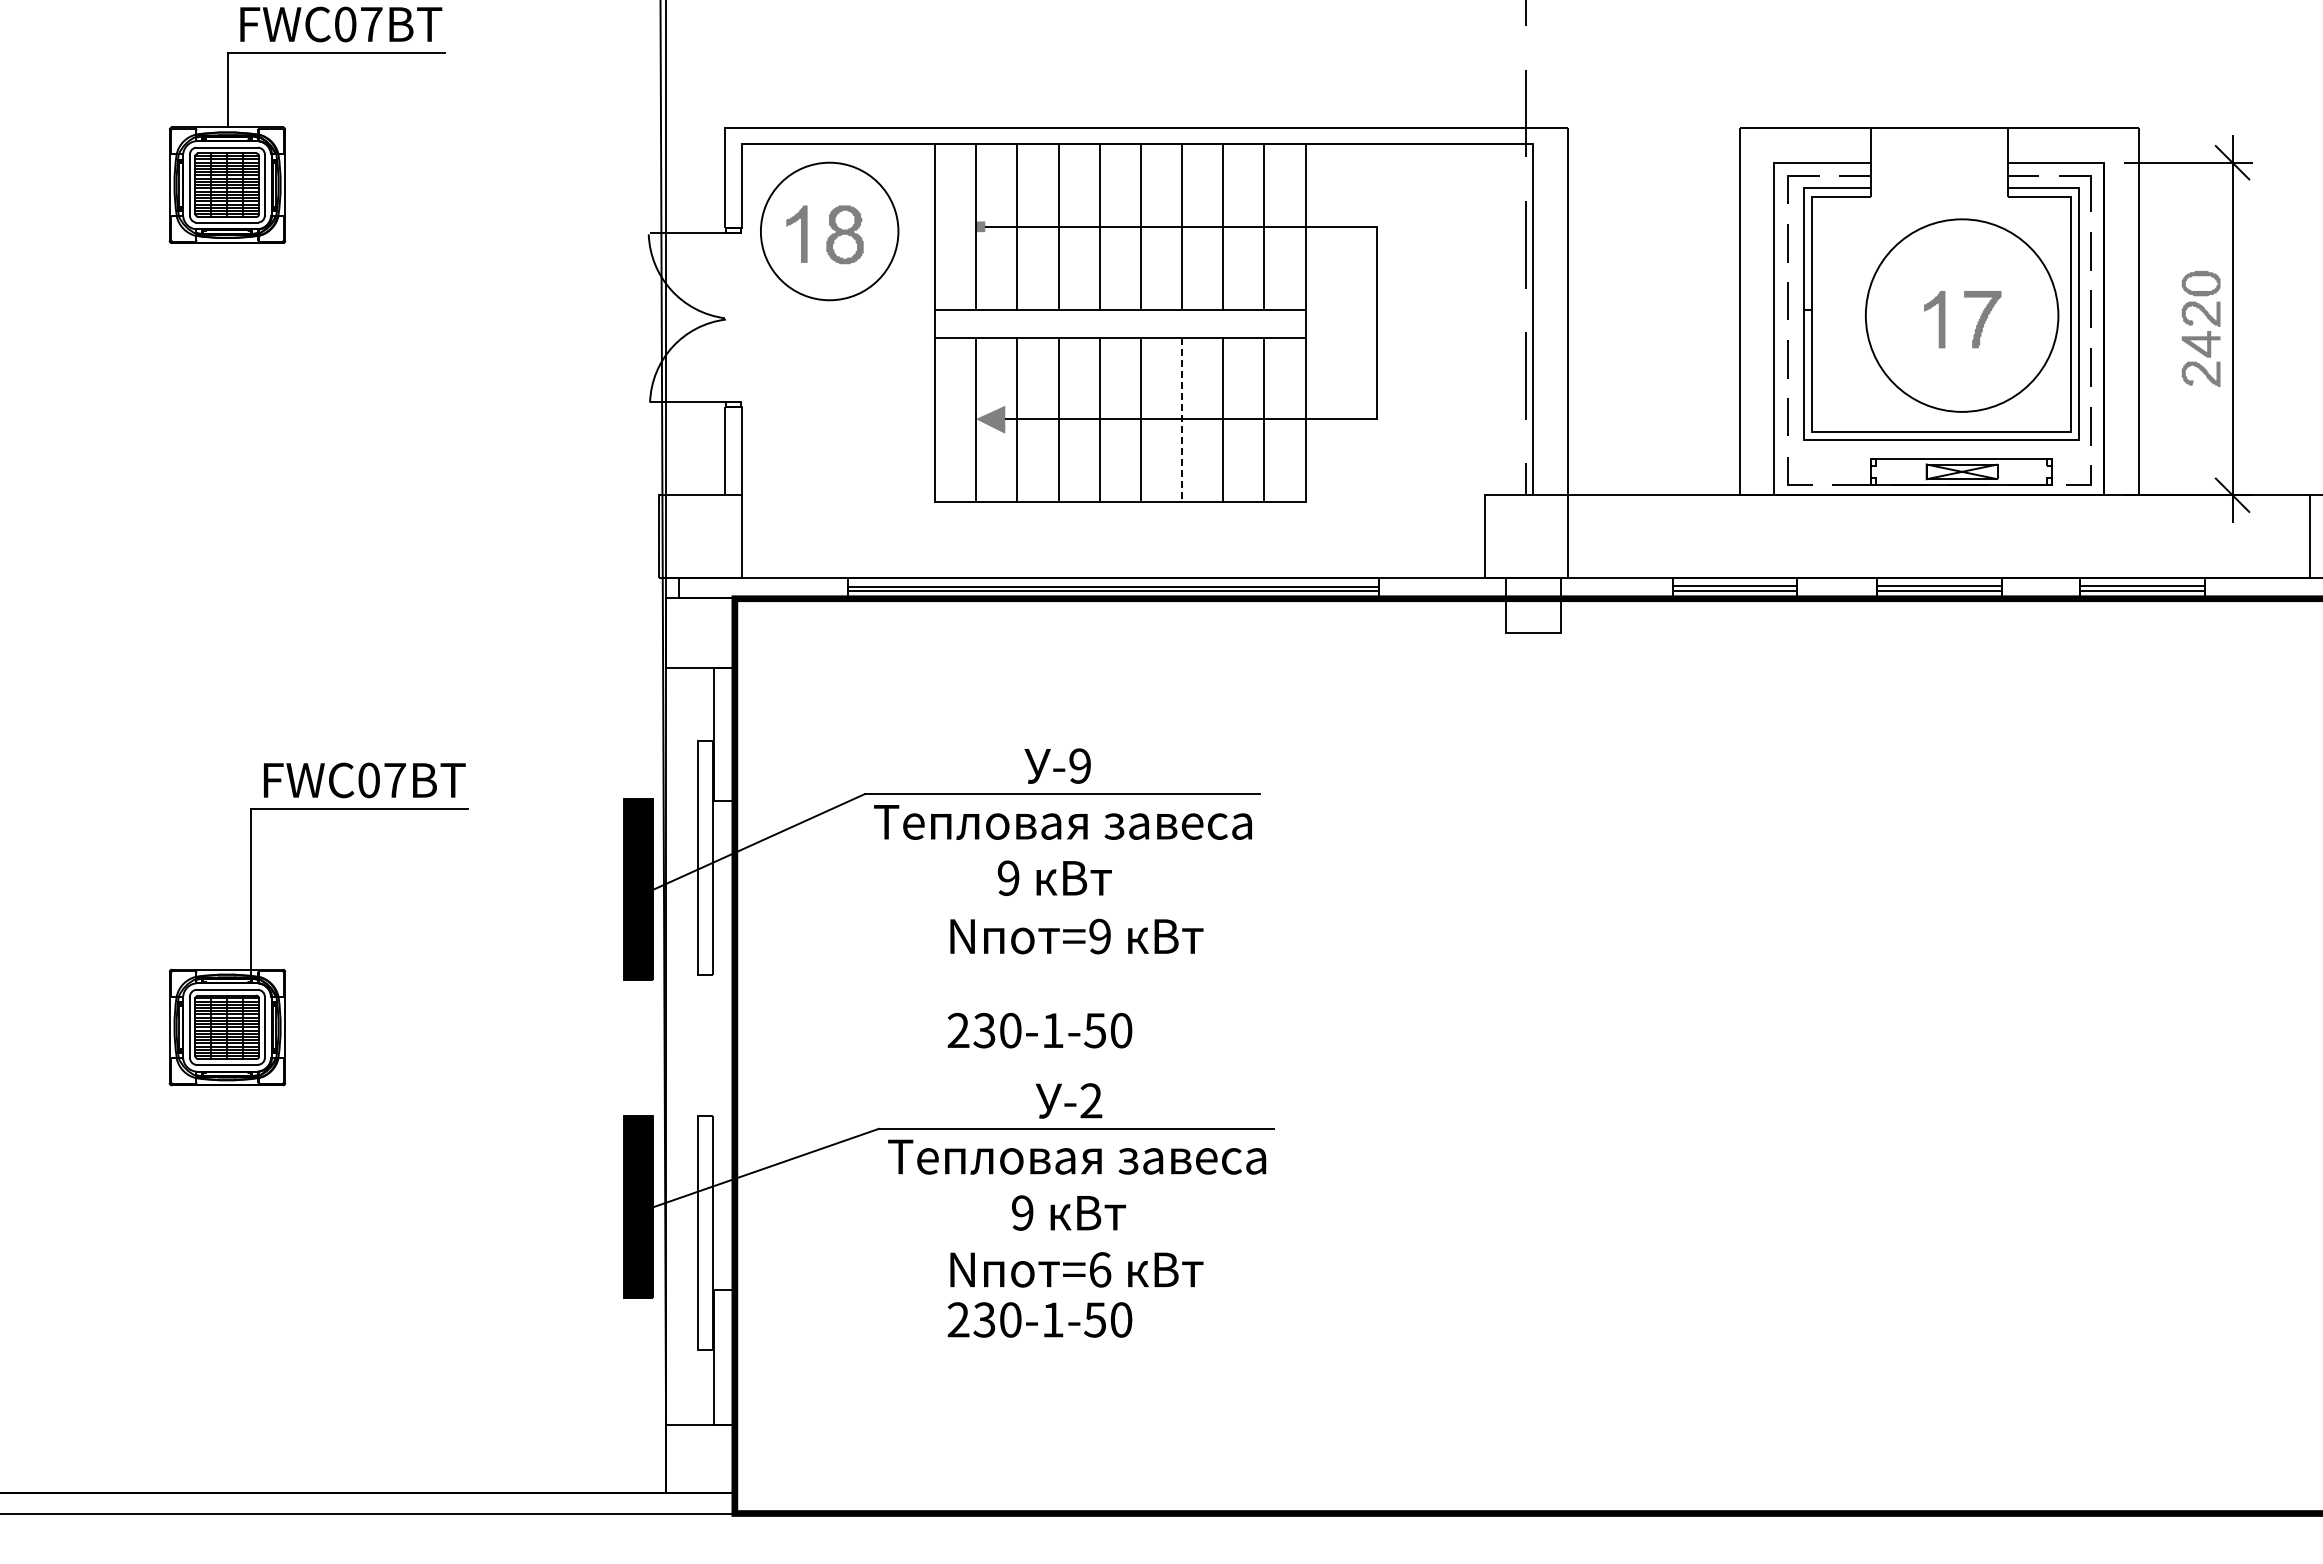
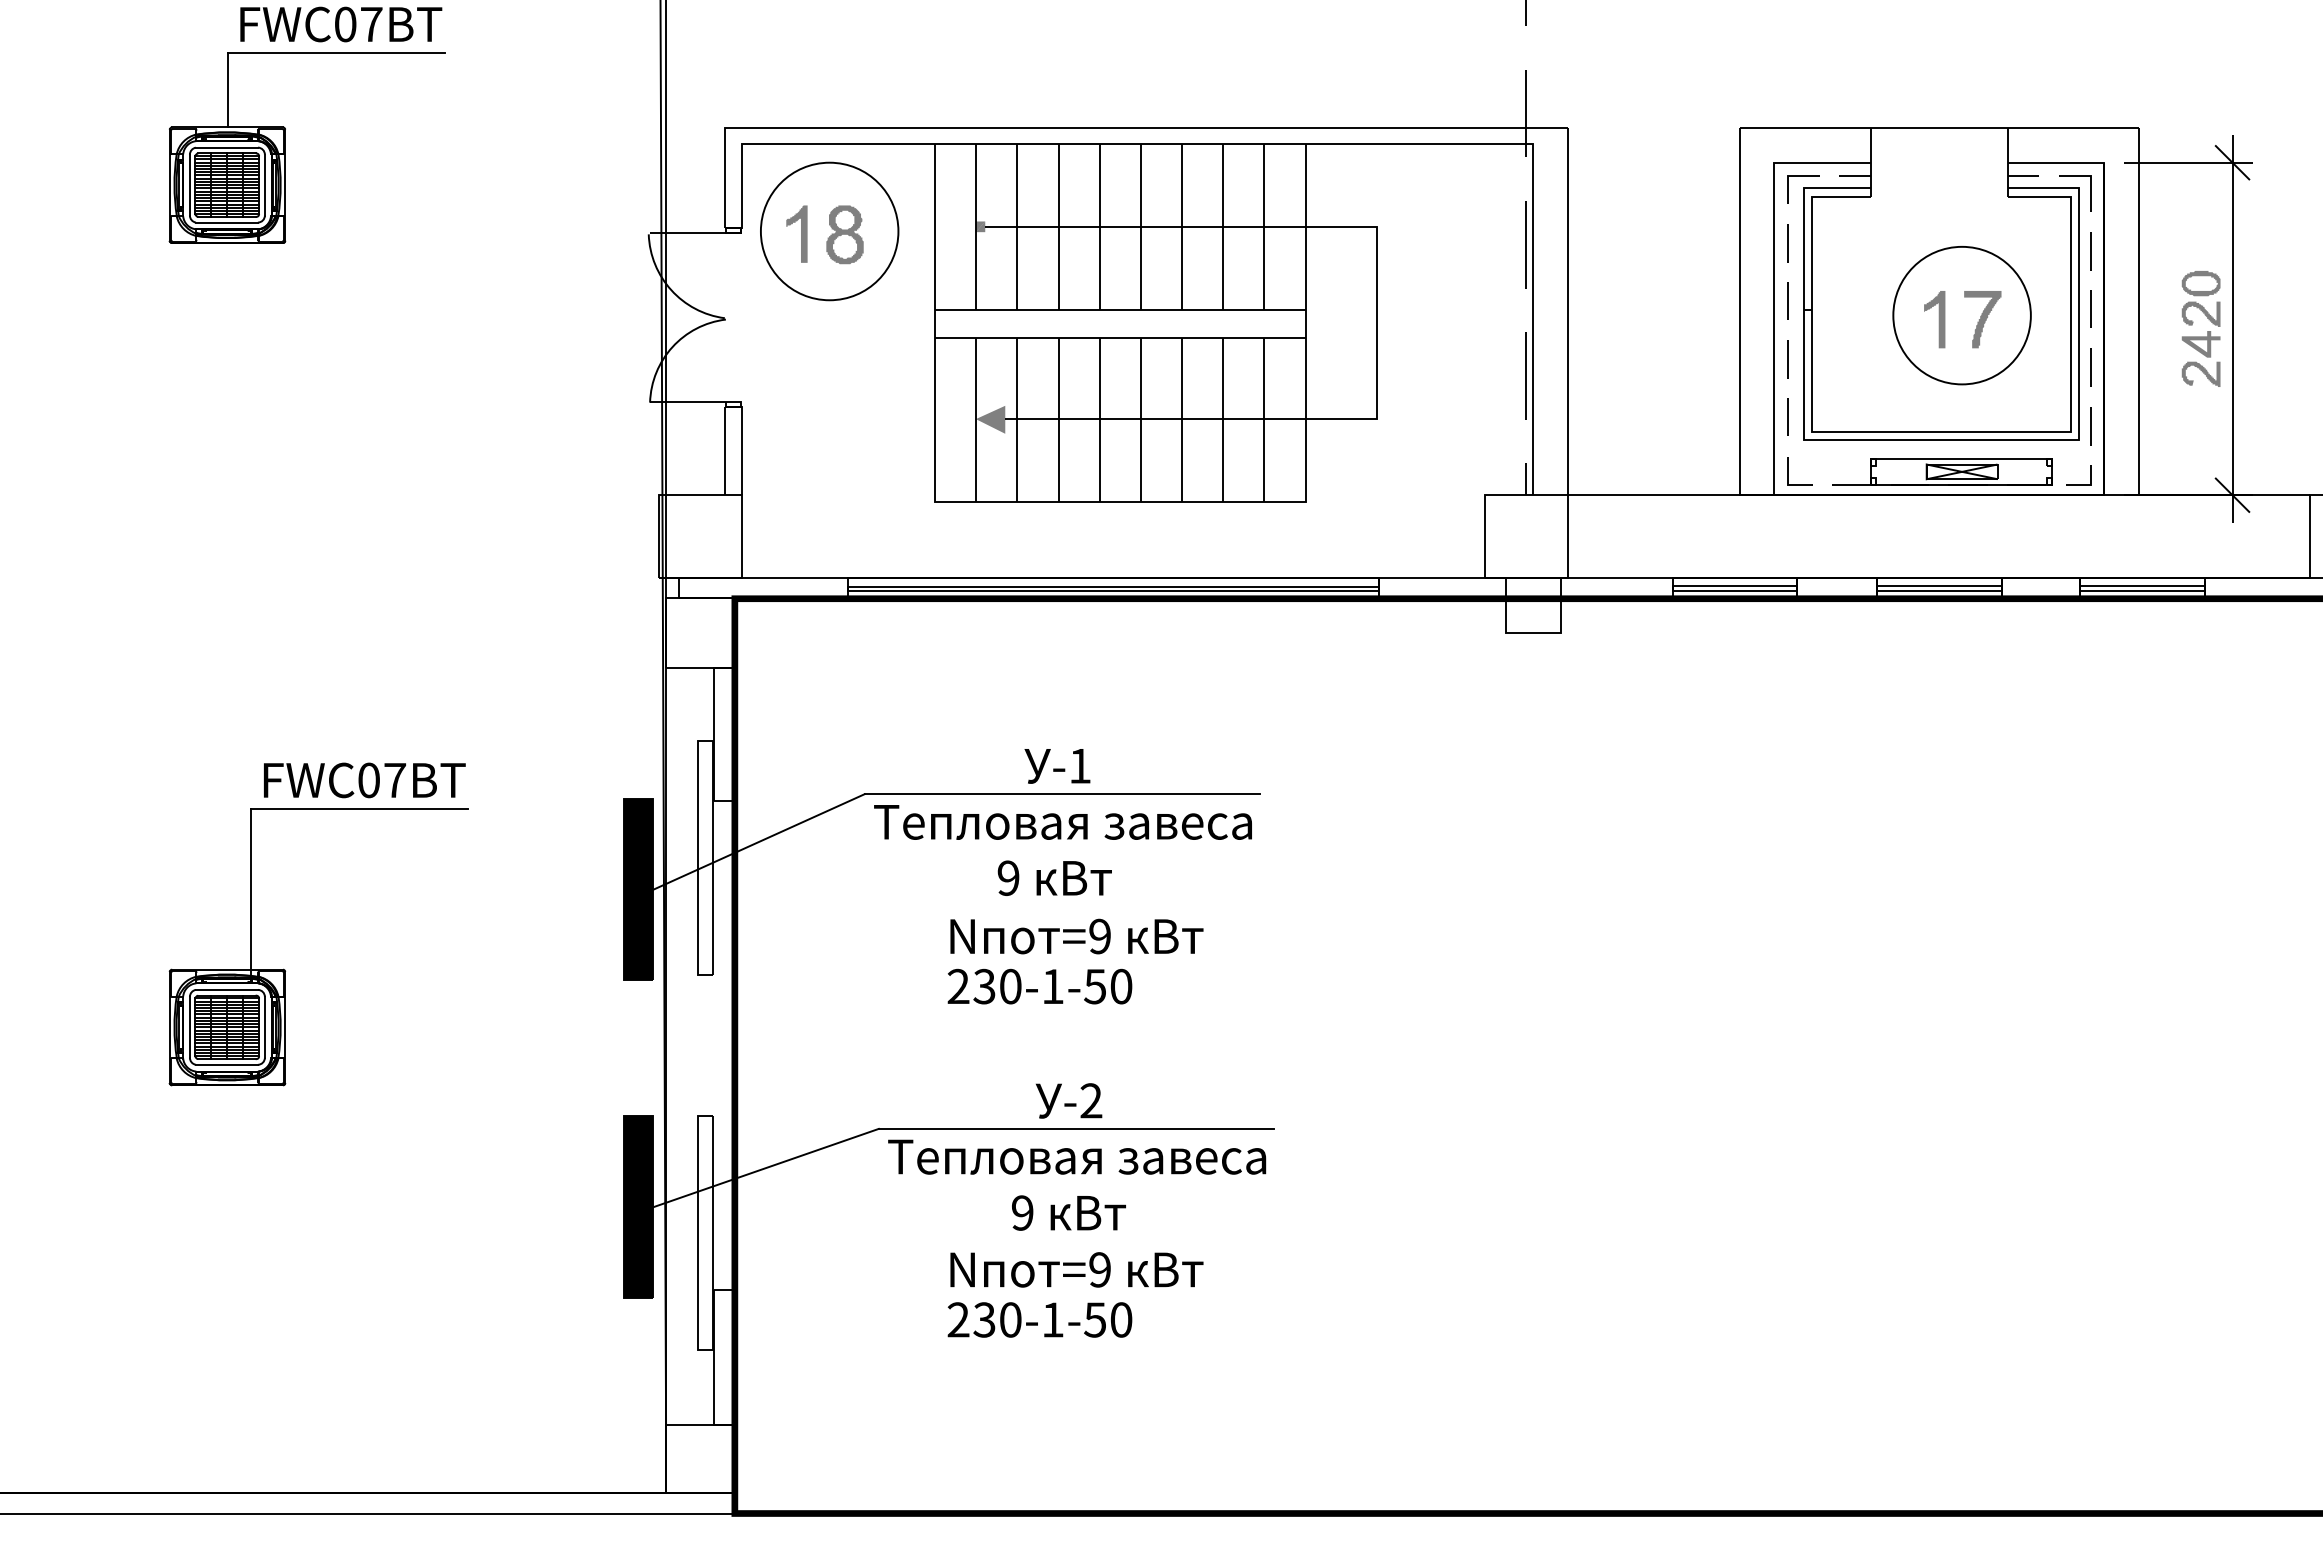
circle diameter: 193 px -> 138 px (1961, 315)
line: dashed -> solid (1181, 420)
text: -9 -> -1 (1079, 765)
text position: (1039, 1030) -> (1039, 986) (1039, 986)
text: =6 -> =9 (1100, 1269)
